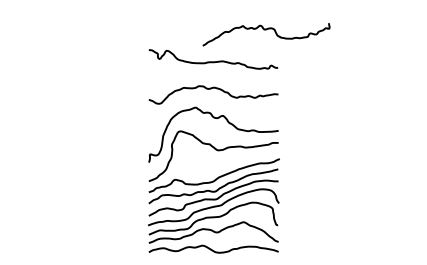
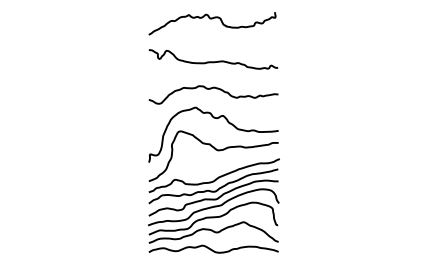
curve position: (266, 30) -> (212, 19) (212, 19)
